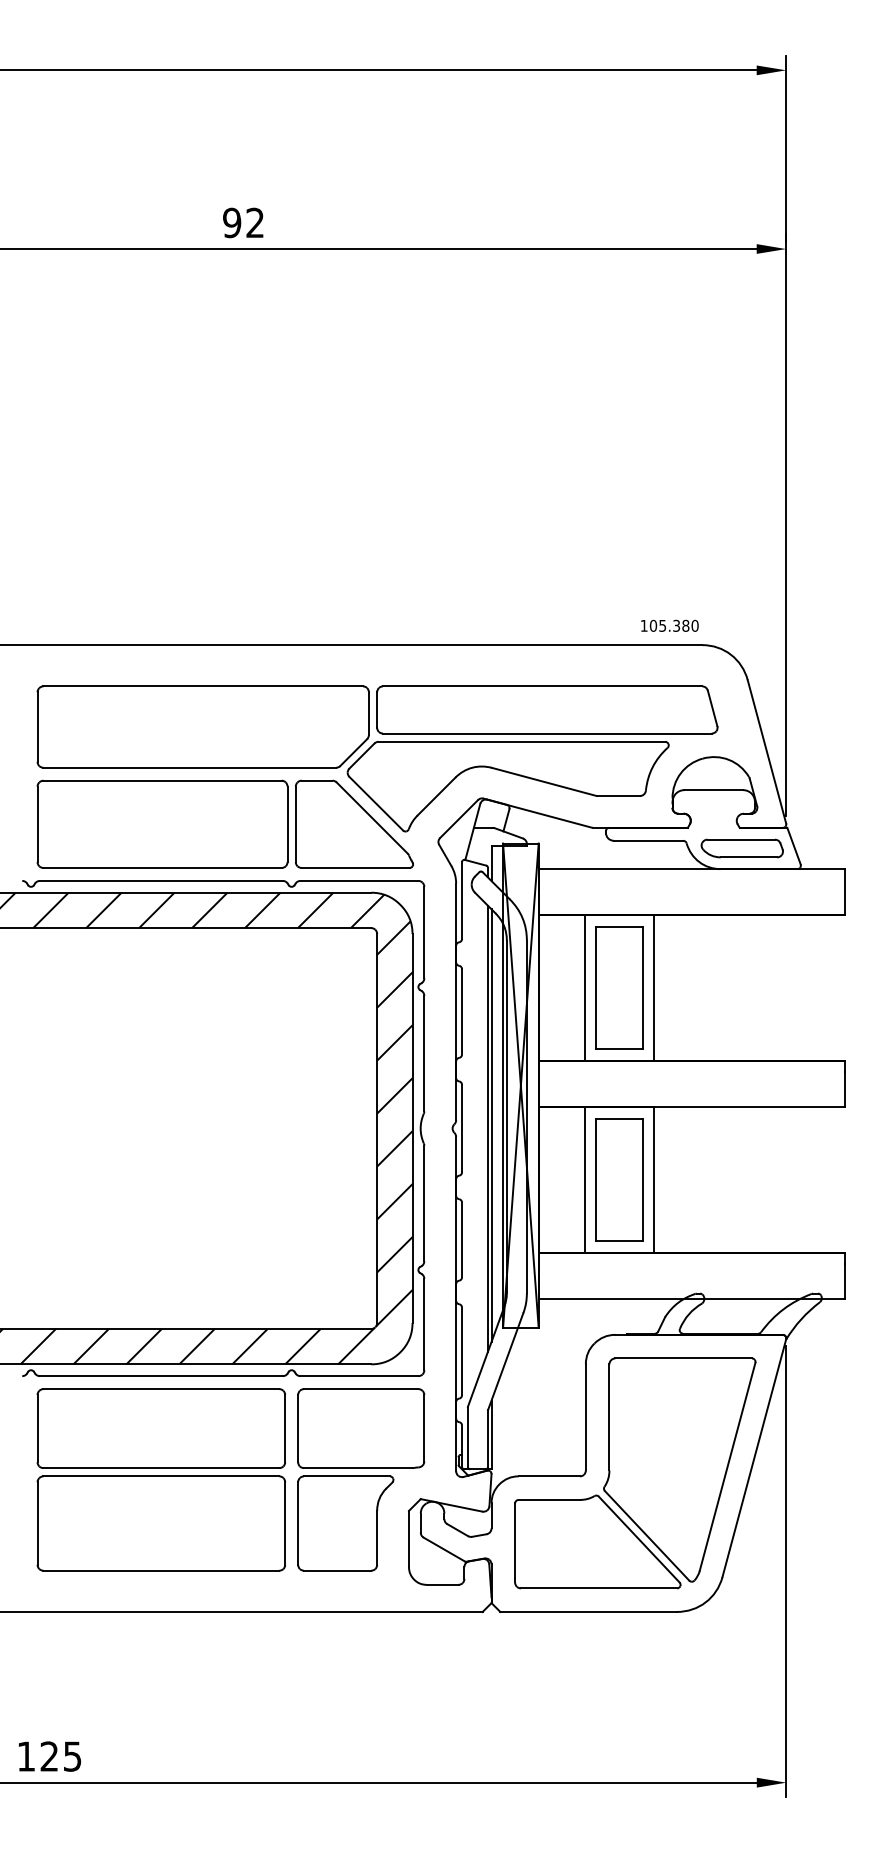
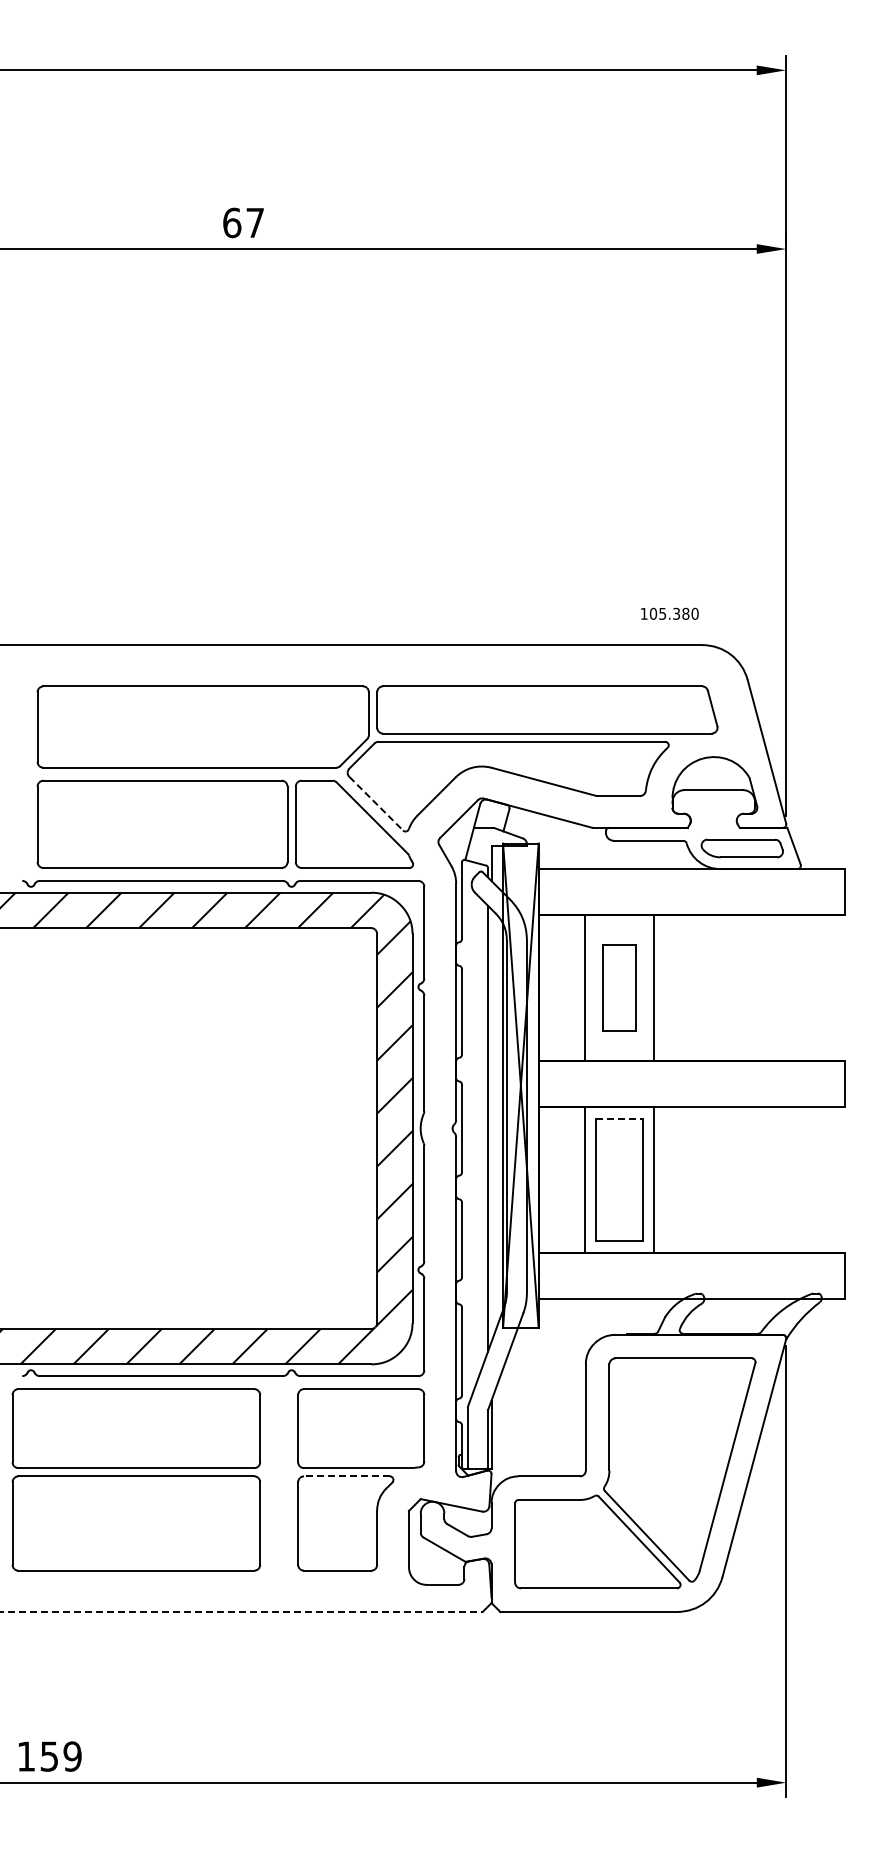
text: 92 -> 67 (243, 222)
text position: (669, 625) -> (669, 613) (669, 613)
line: solid -> dashed (376, 803)
part size: 49x124 px -> 35x88 px (619, 987)
line: solid -> dashed (620, 1118)
line: present -> none (491, 1125)
line: solid -> dashed (346, 1476)
part position: (161, 1479) -> (136, 1479) (136, 1479)
line: solid -> dashed (241, 1611)
text: 125 -> 159 (60, 1756)
